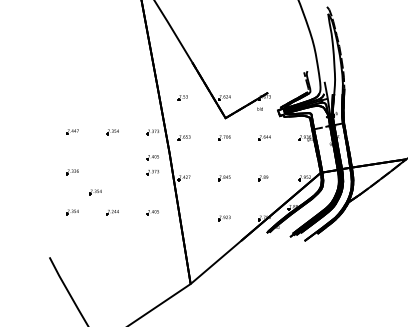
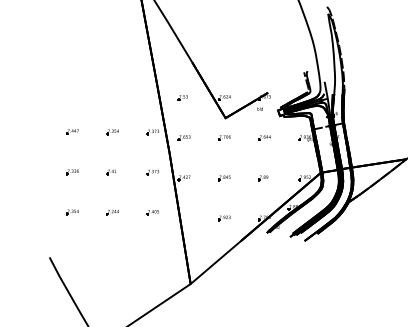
part: present -> none (152, 157)
part: none -> present (110, 172)
part: present -> none (95, 192)
